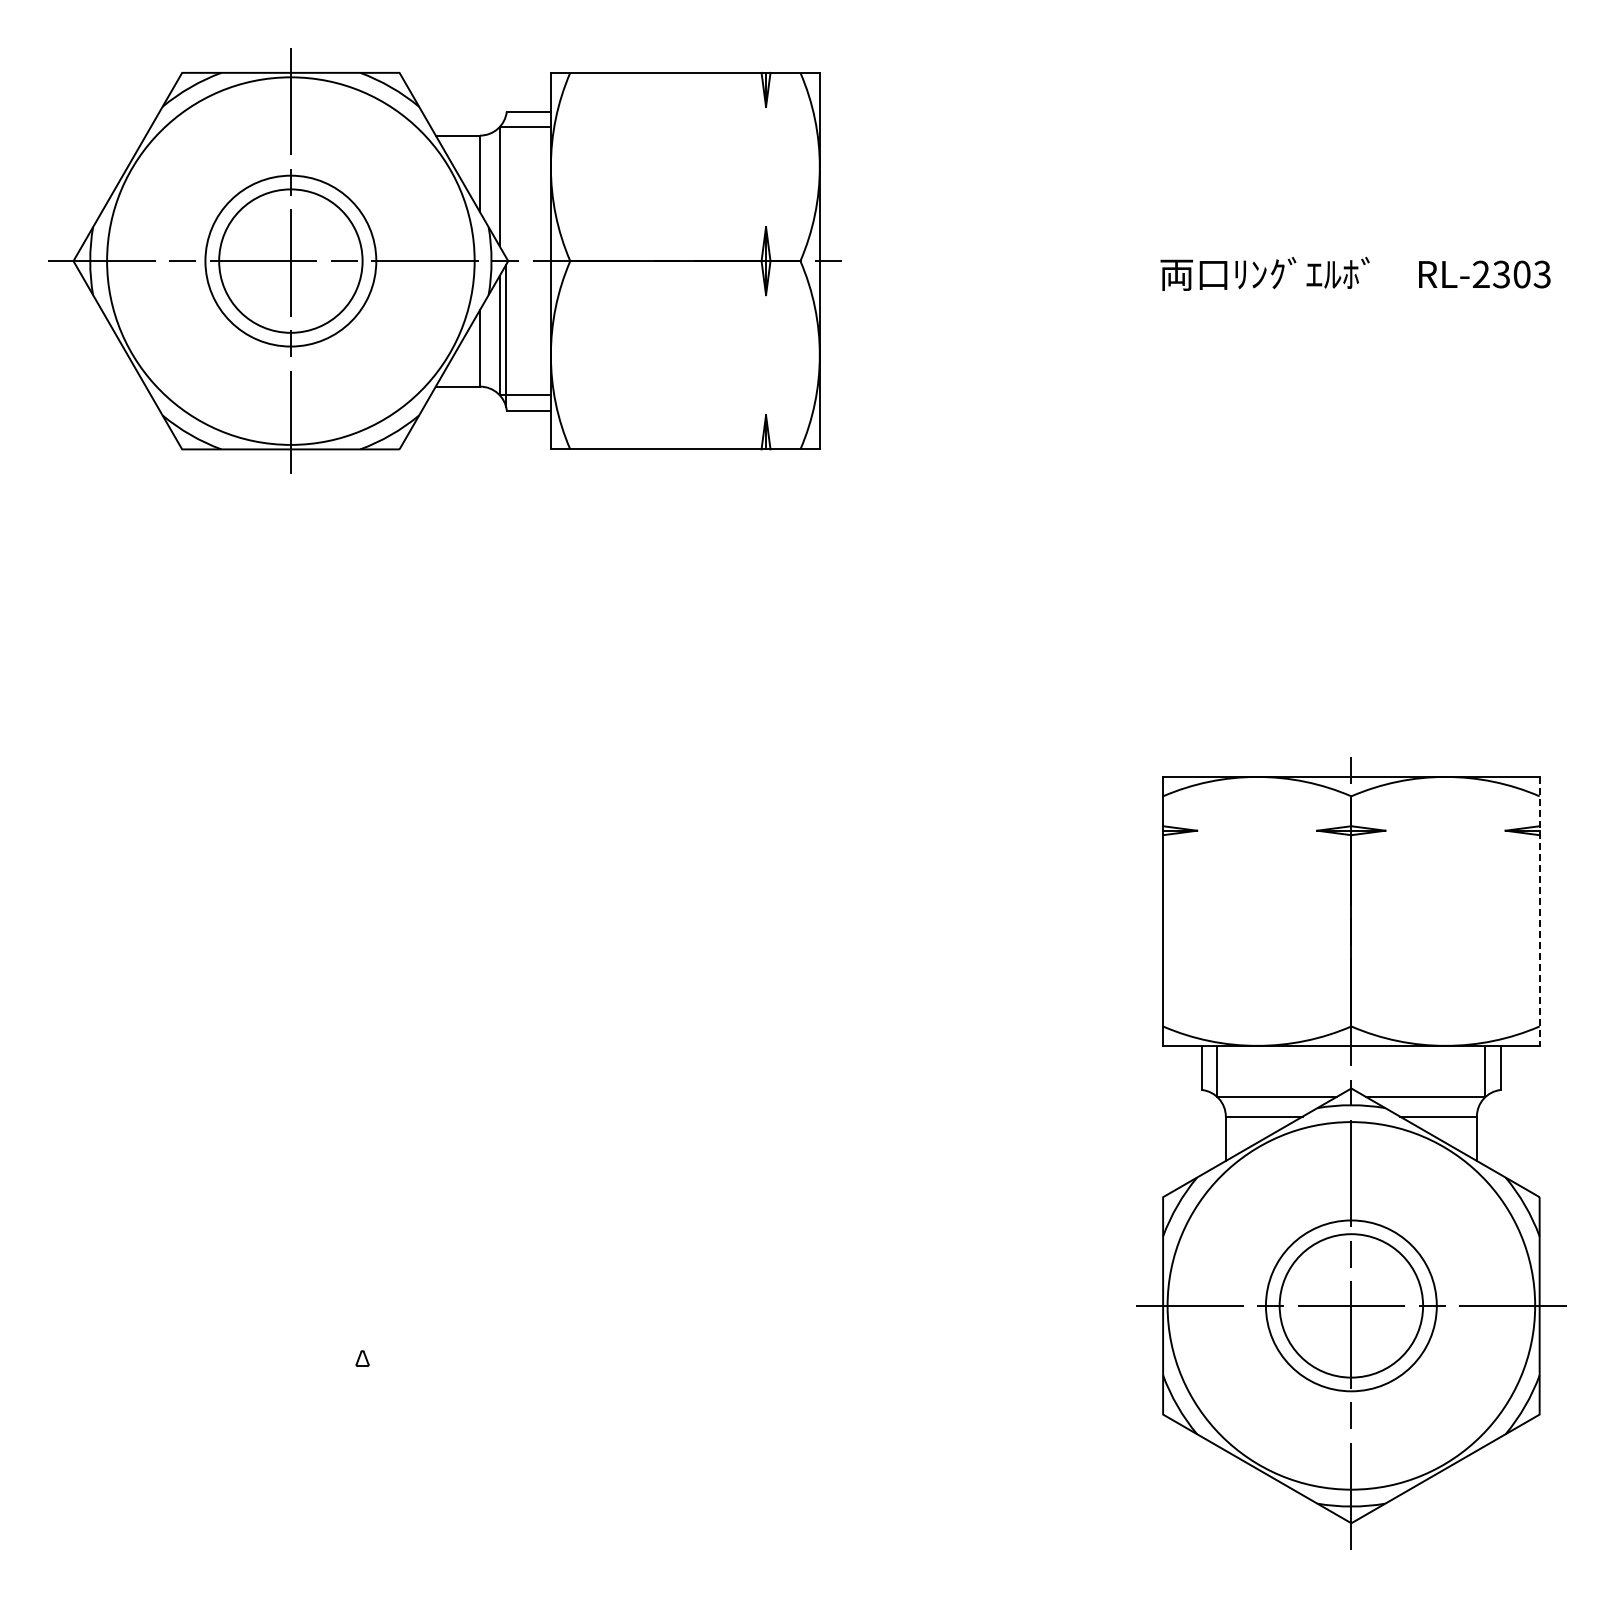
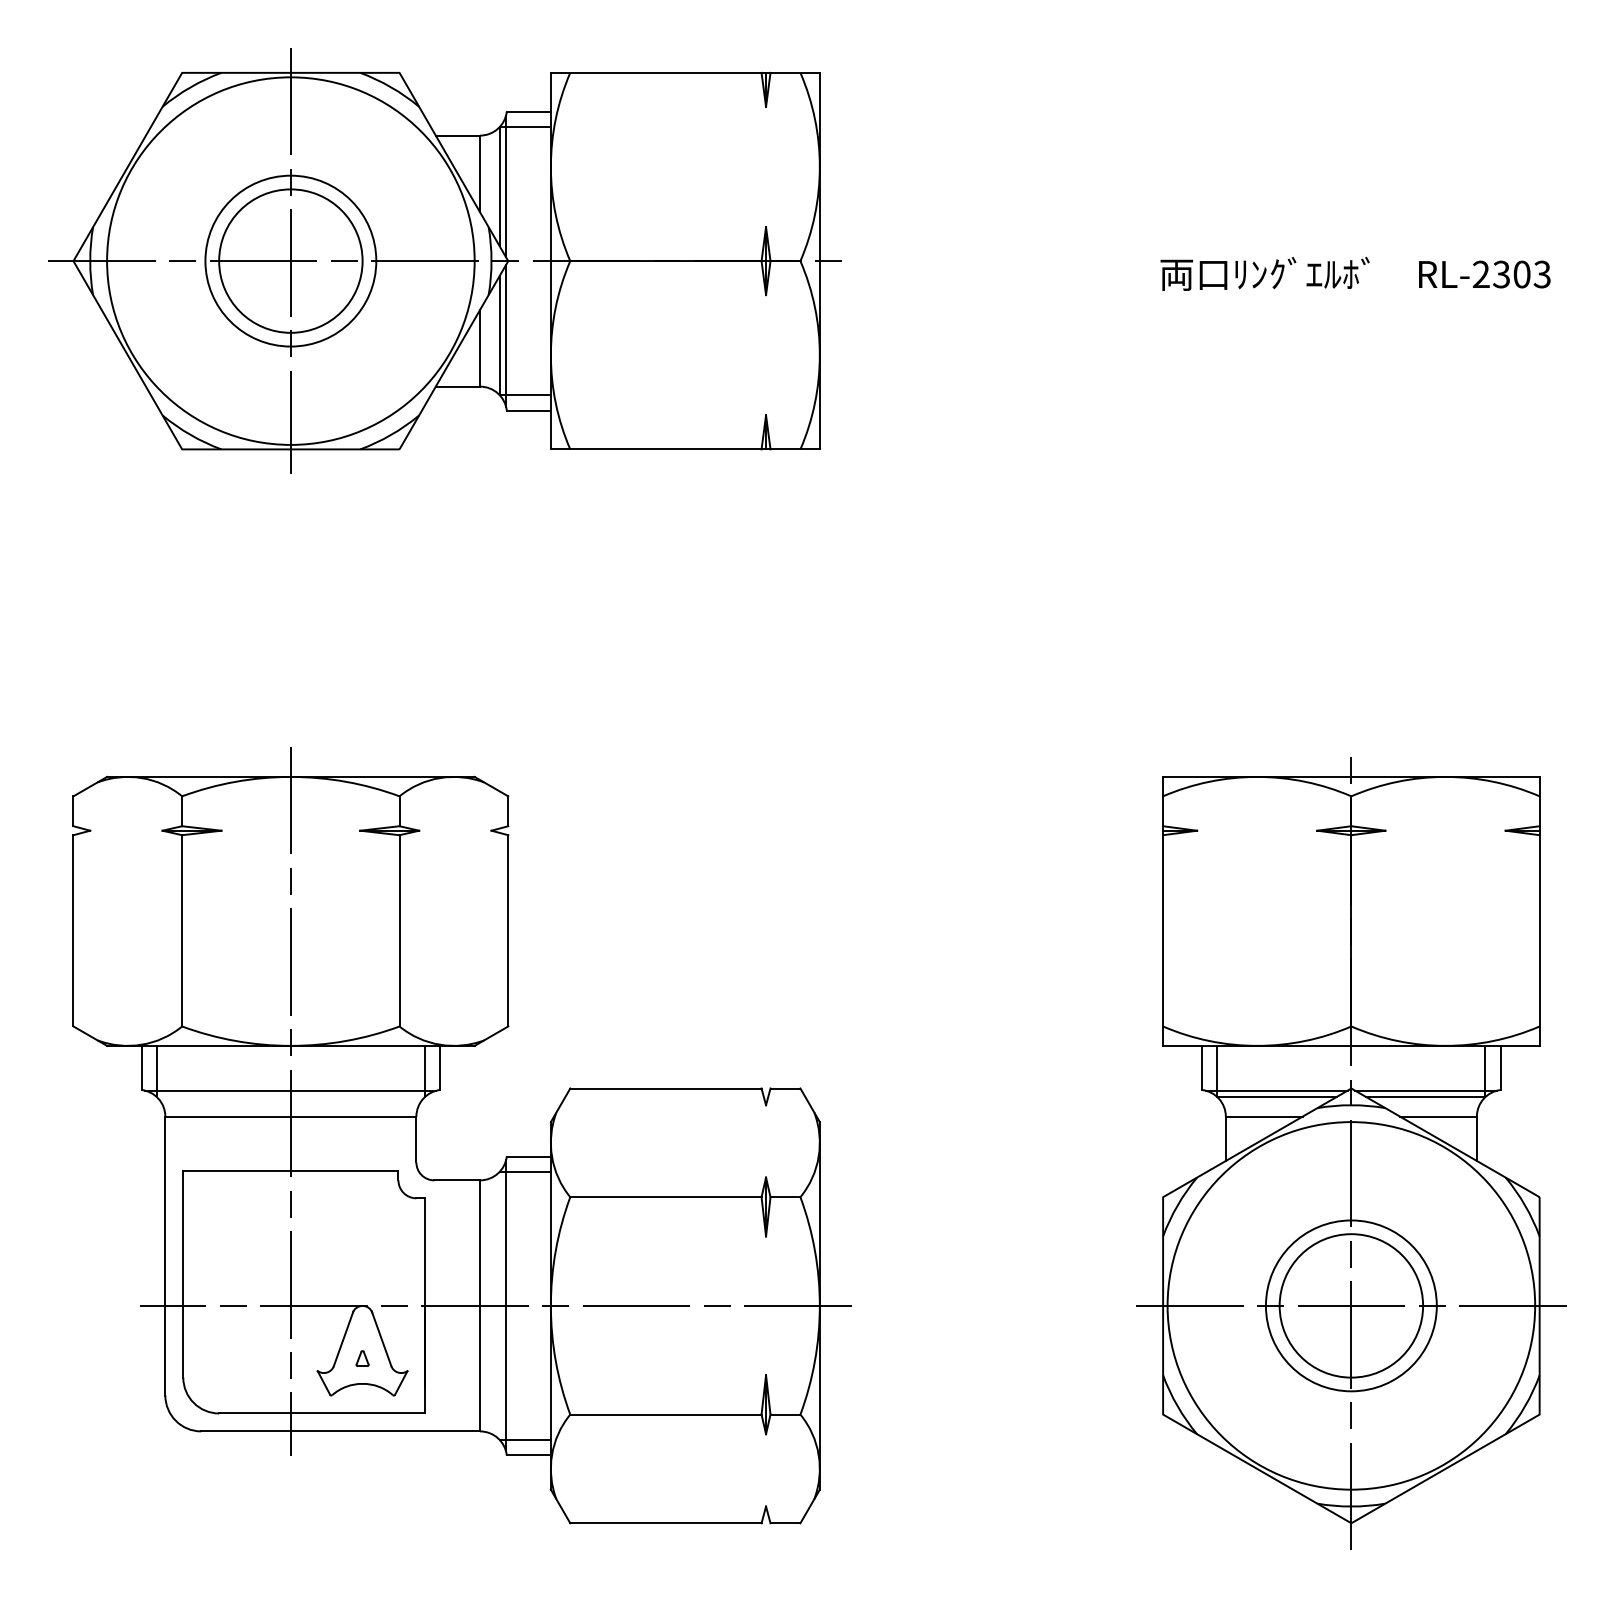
line: none -> present (506, 186)
line: dashed -> solid (1539, 911)
line: none -> present (1276, 1090)
line: none -> present (1425, 1090)
part: none -> present (461, 1179)
